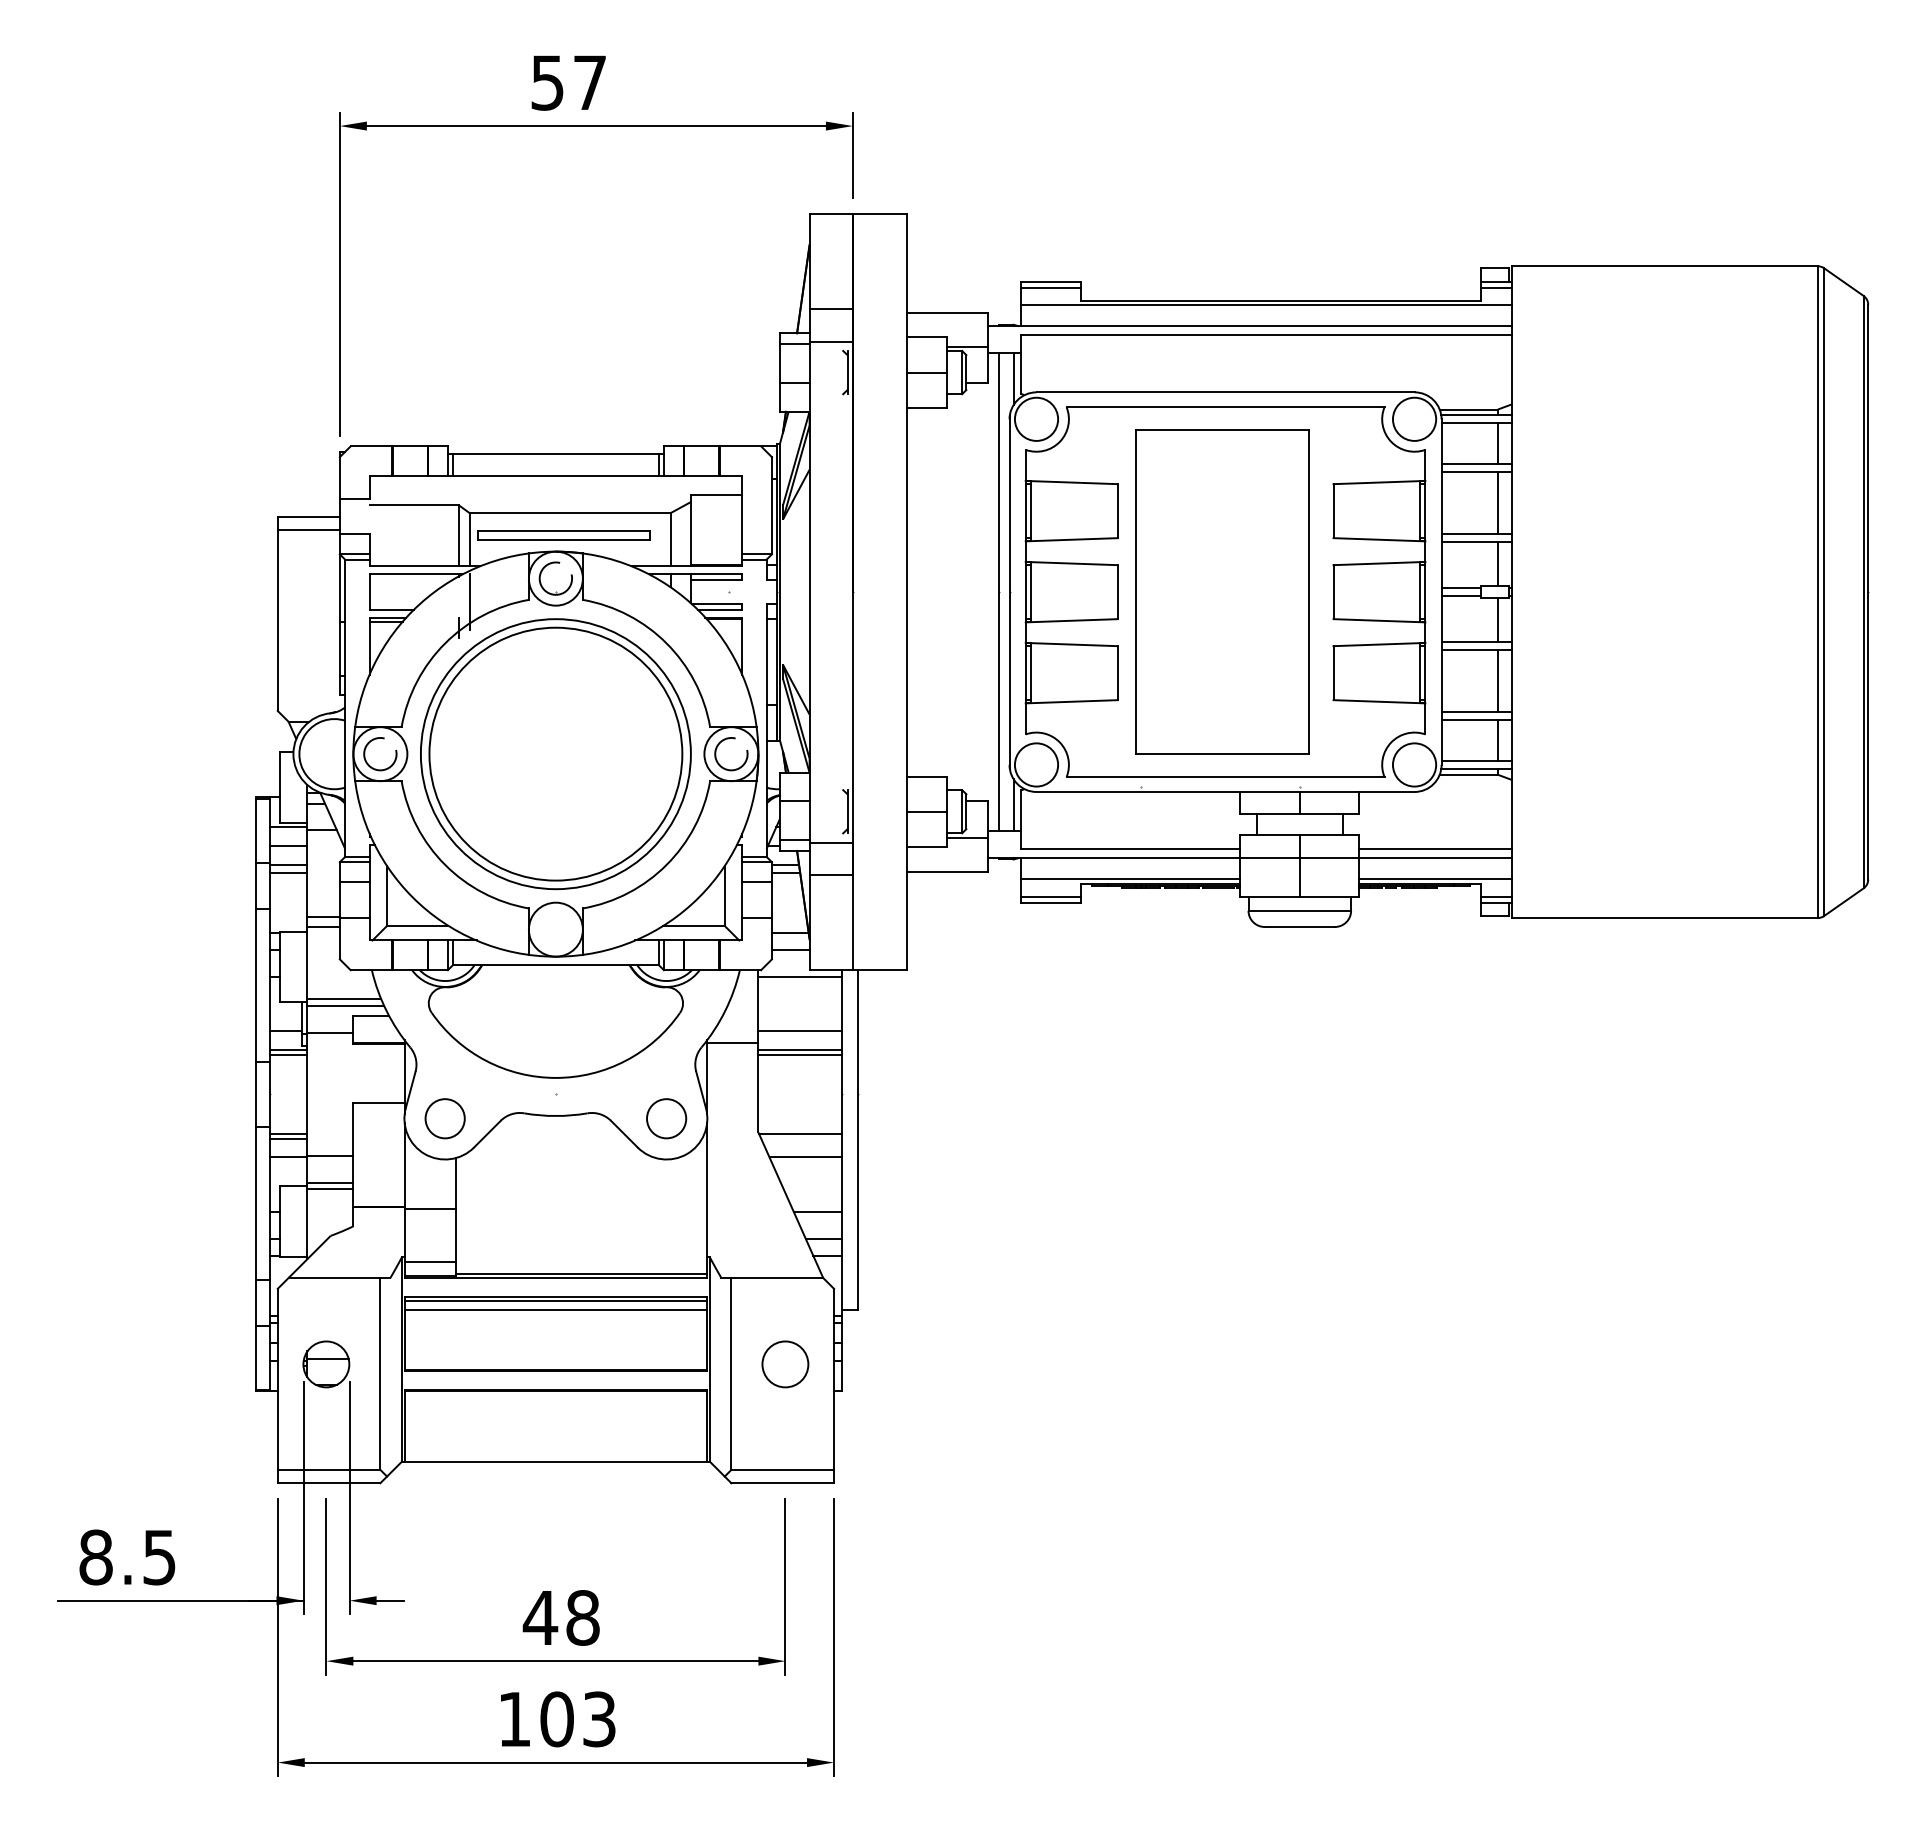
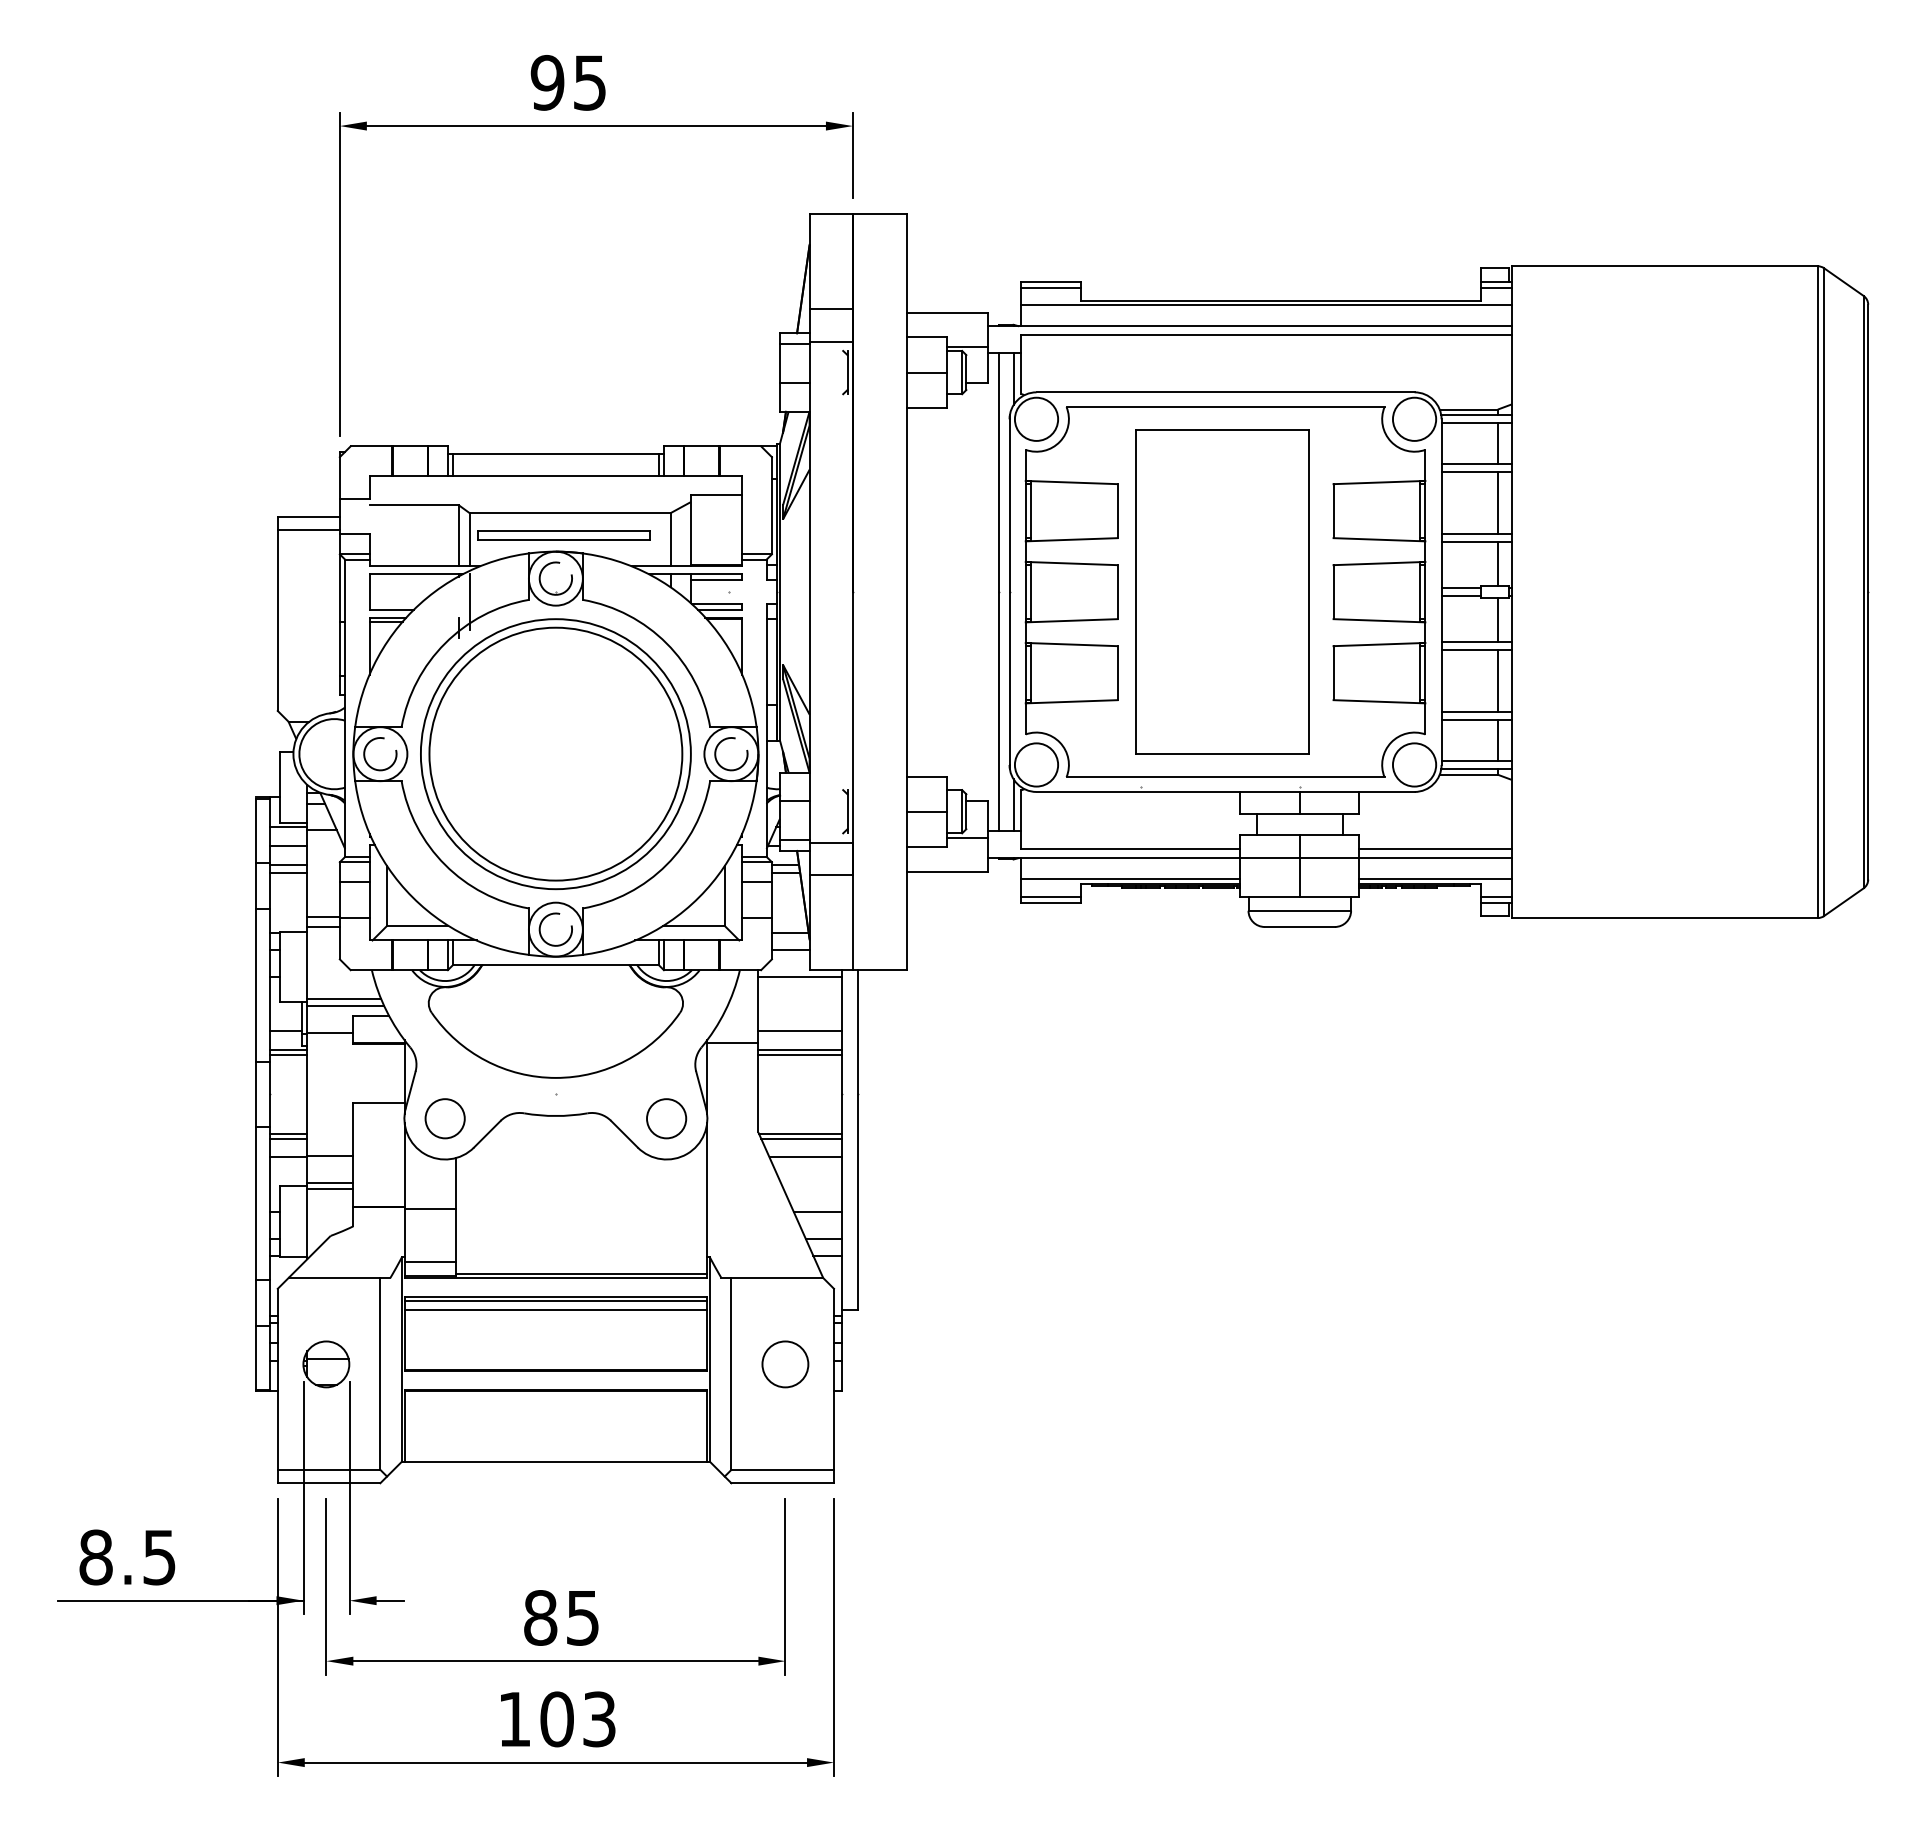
text: 57 -> 95 (567, 82)
arc: none -> present (541, 925)
line: none -> present (801, 1138)
text: 48 -> 85 (560, 1617)
